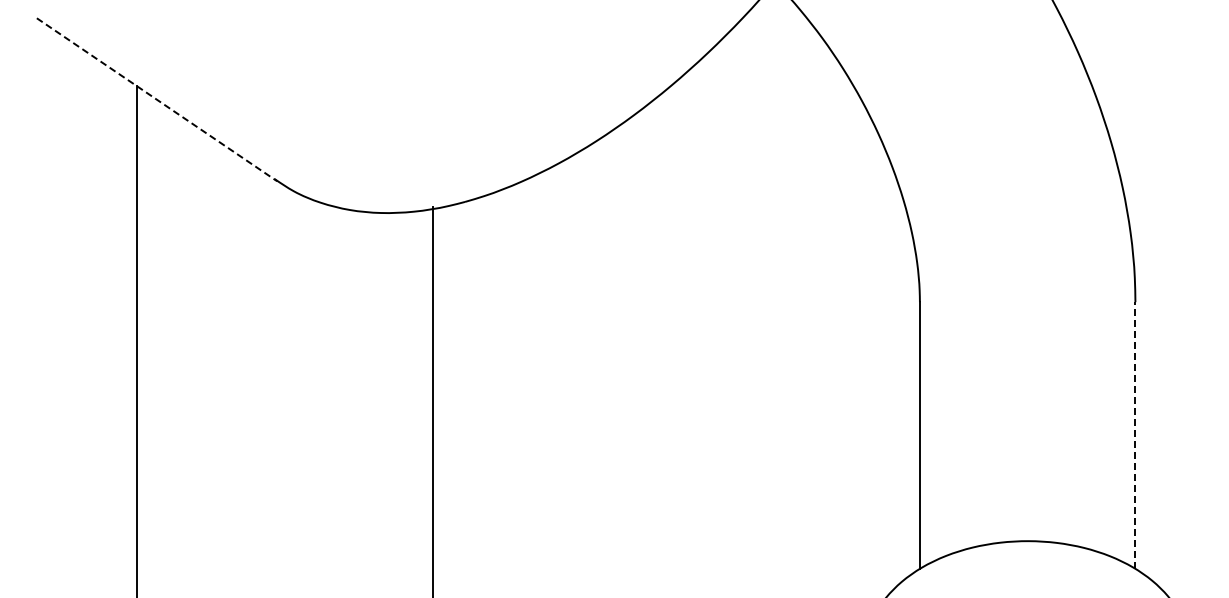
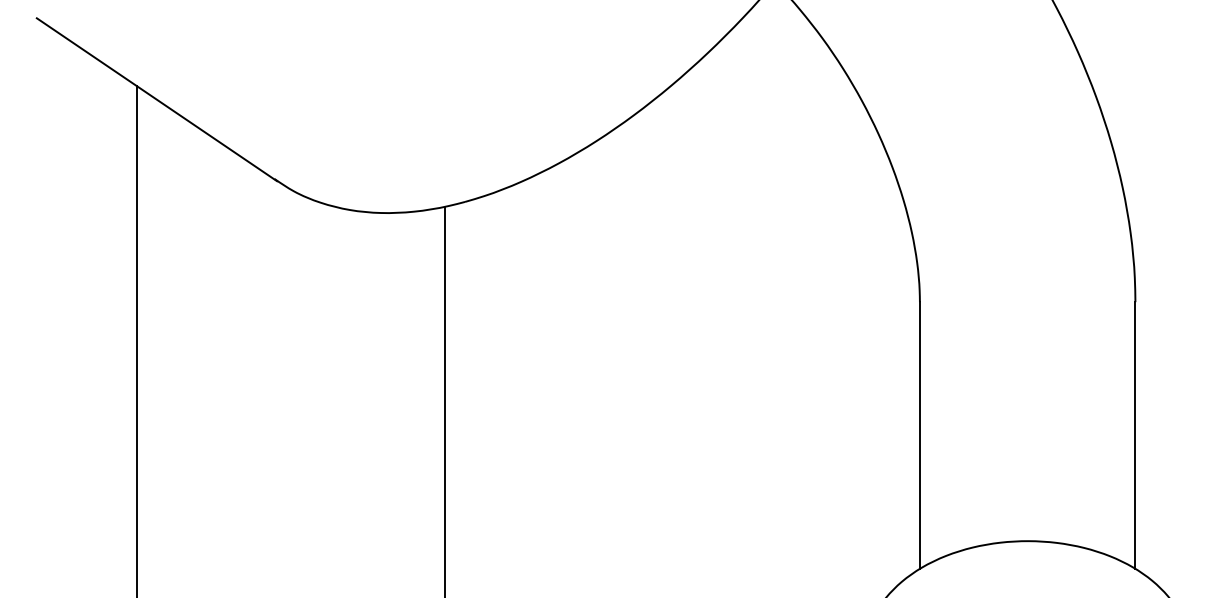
line: dashed -> solid (157, 100)
line position: (433, 400) -> (445, 400) (445, 400)
line: dashed -> solid (1135, 435)
